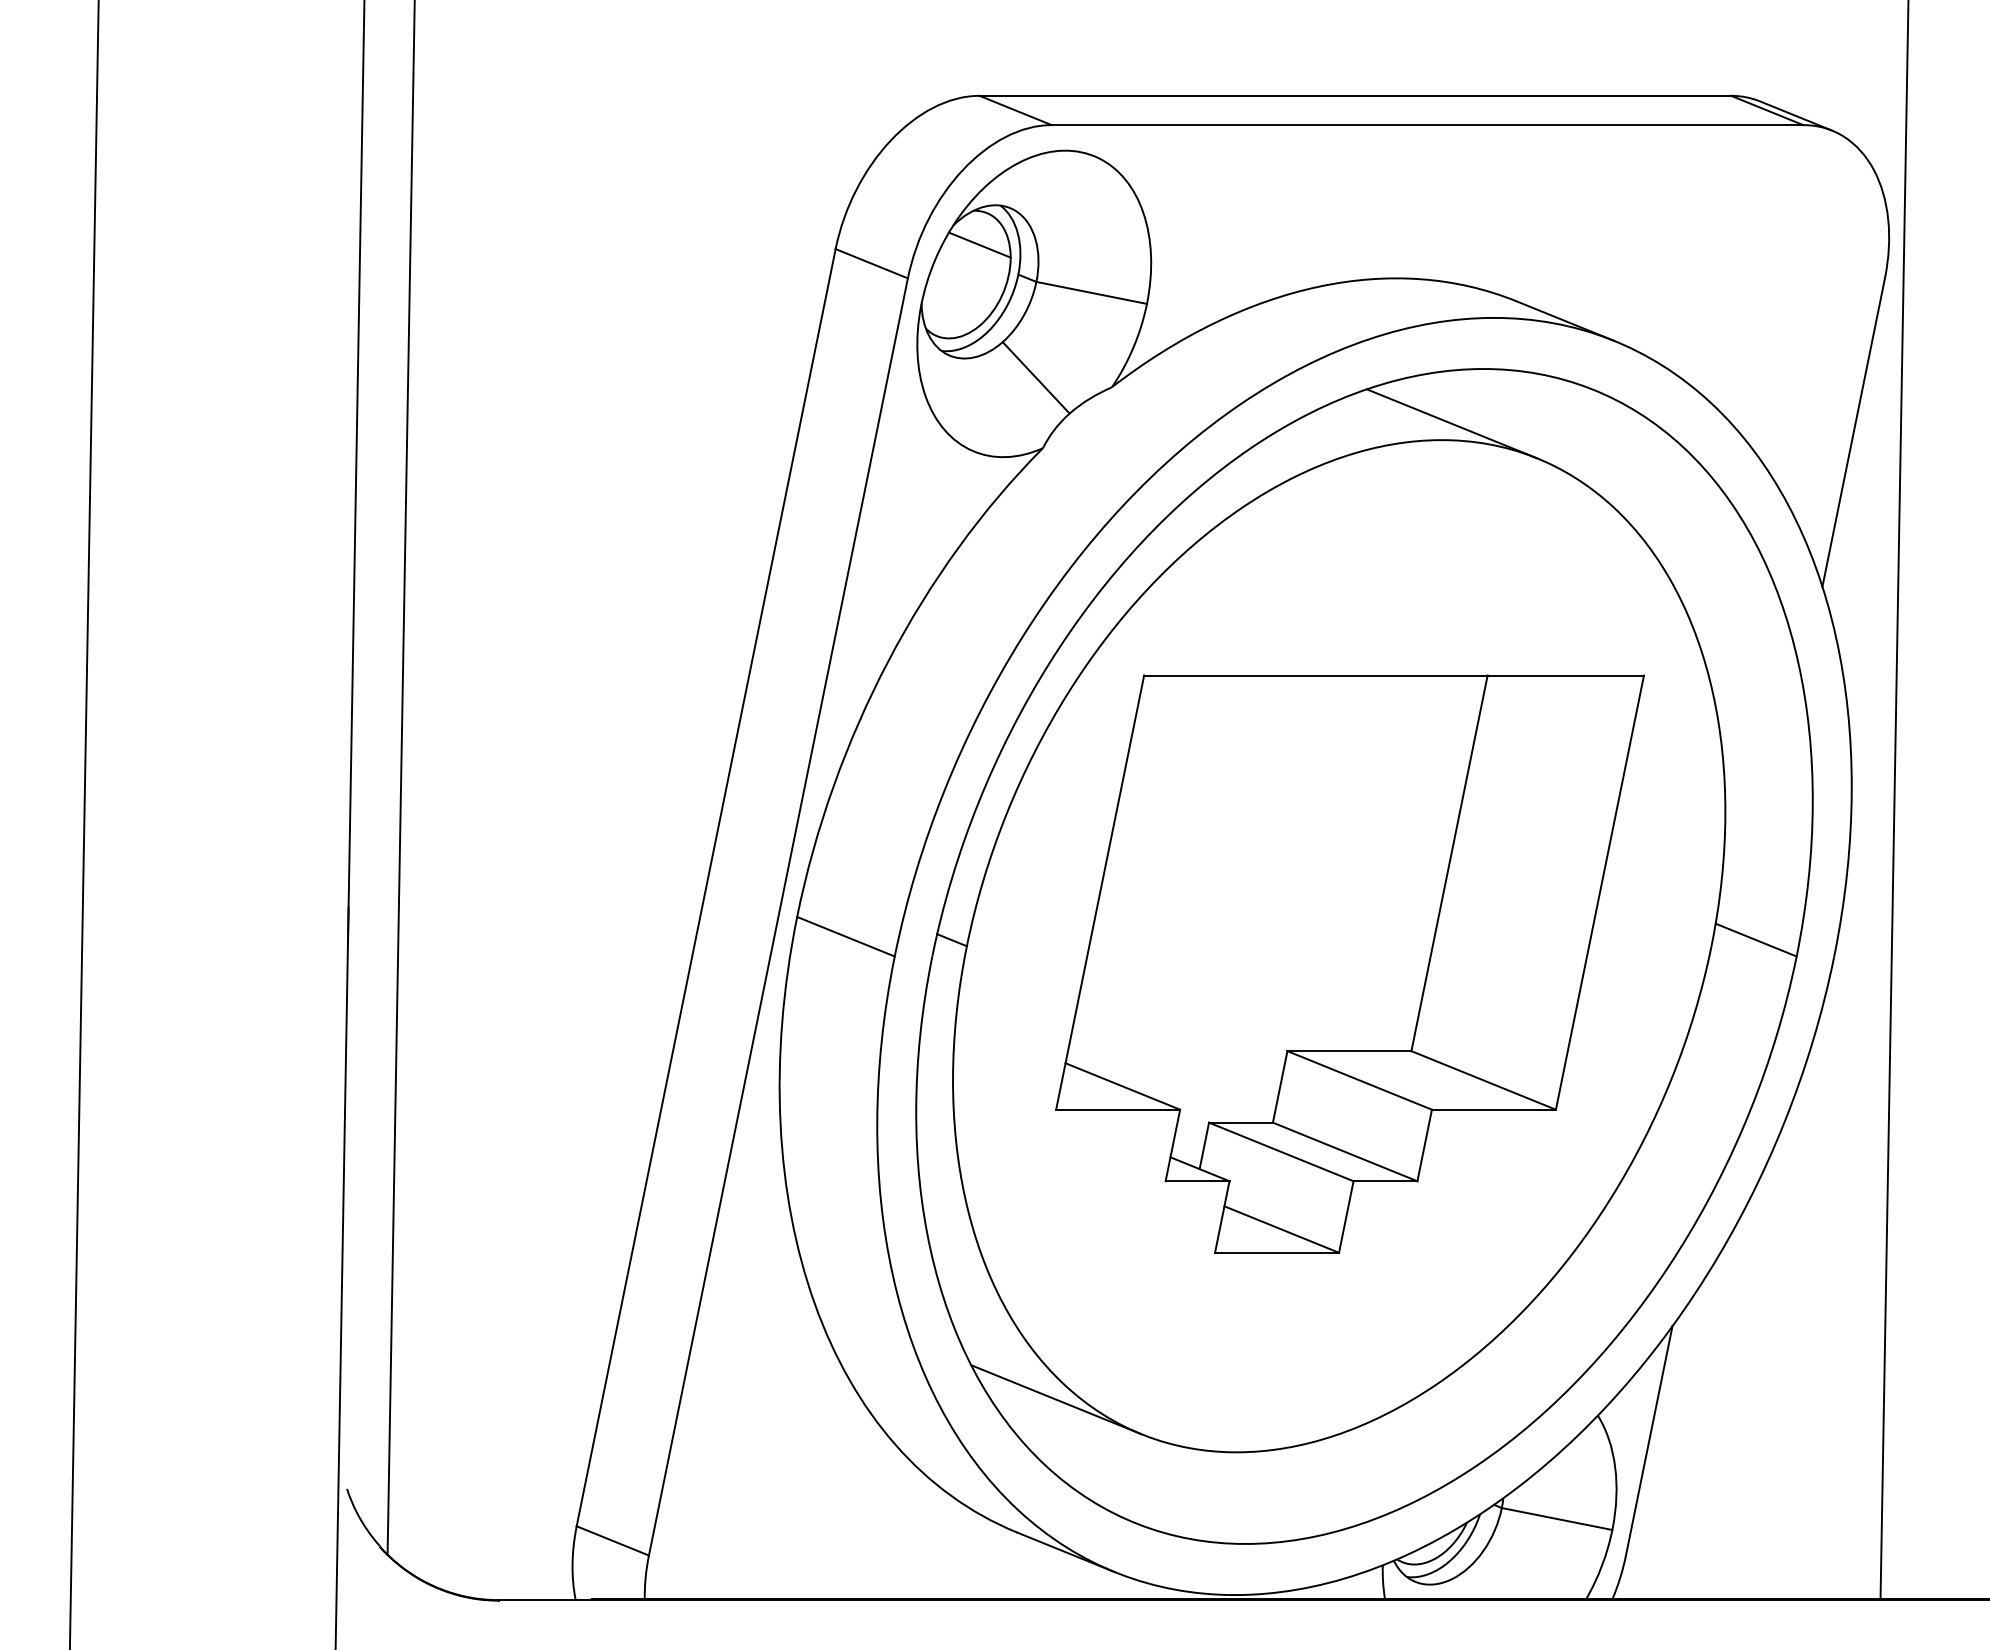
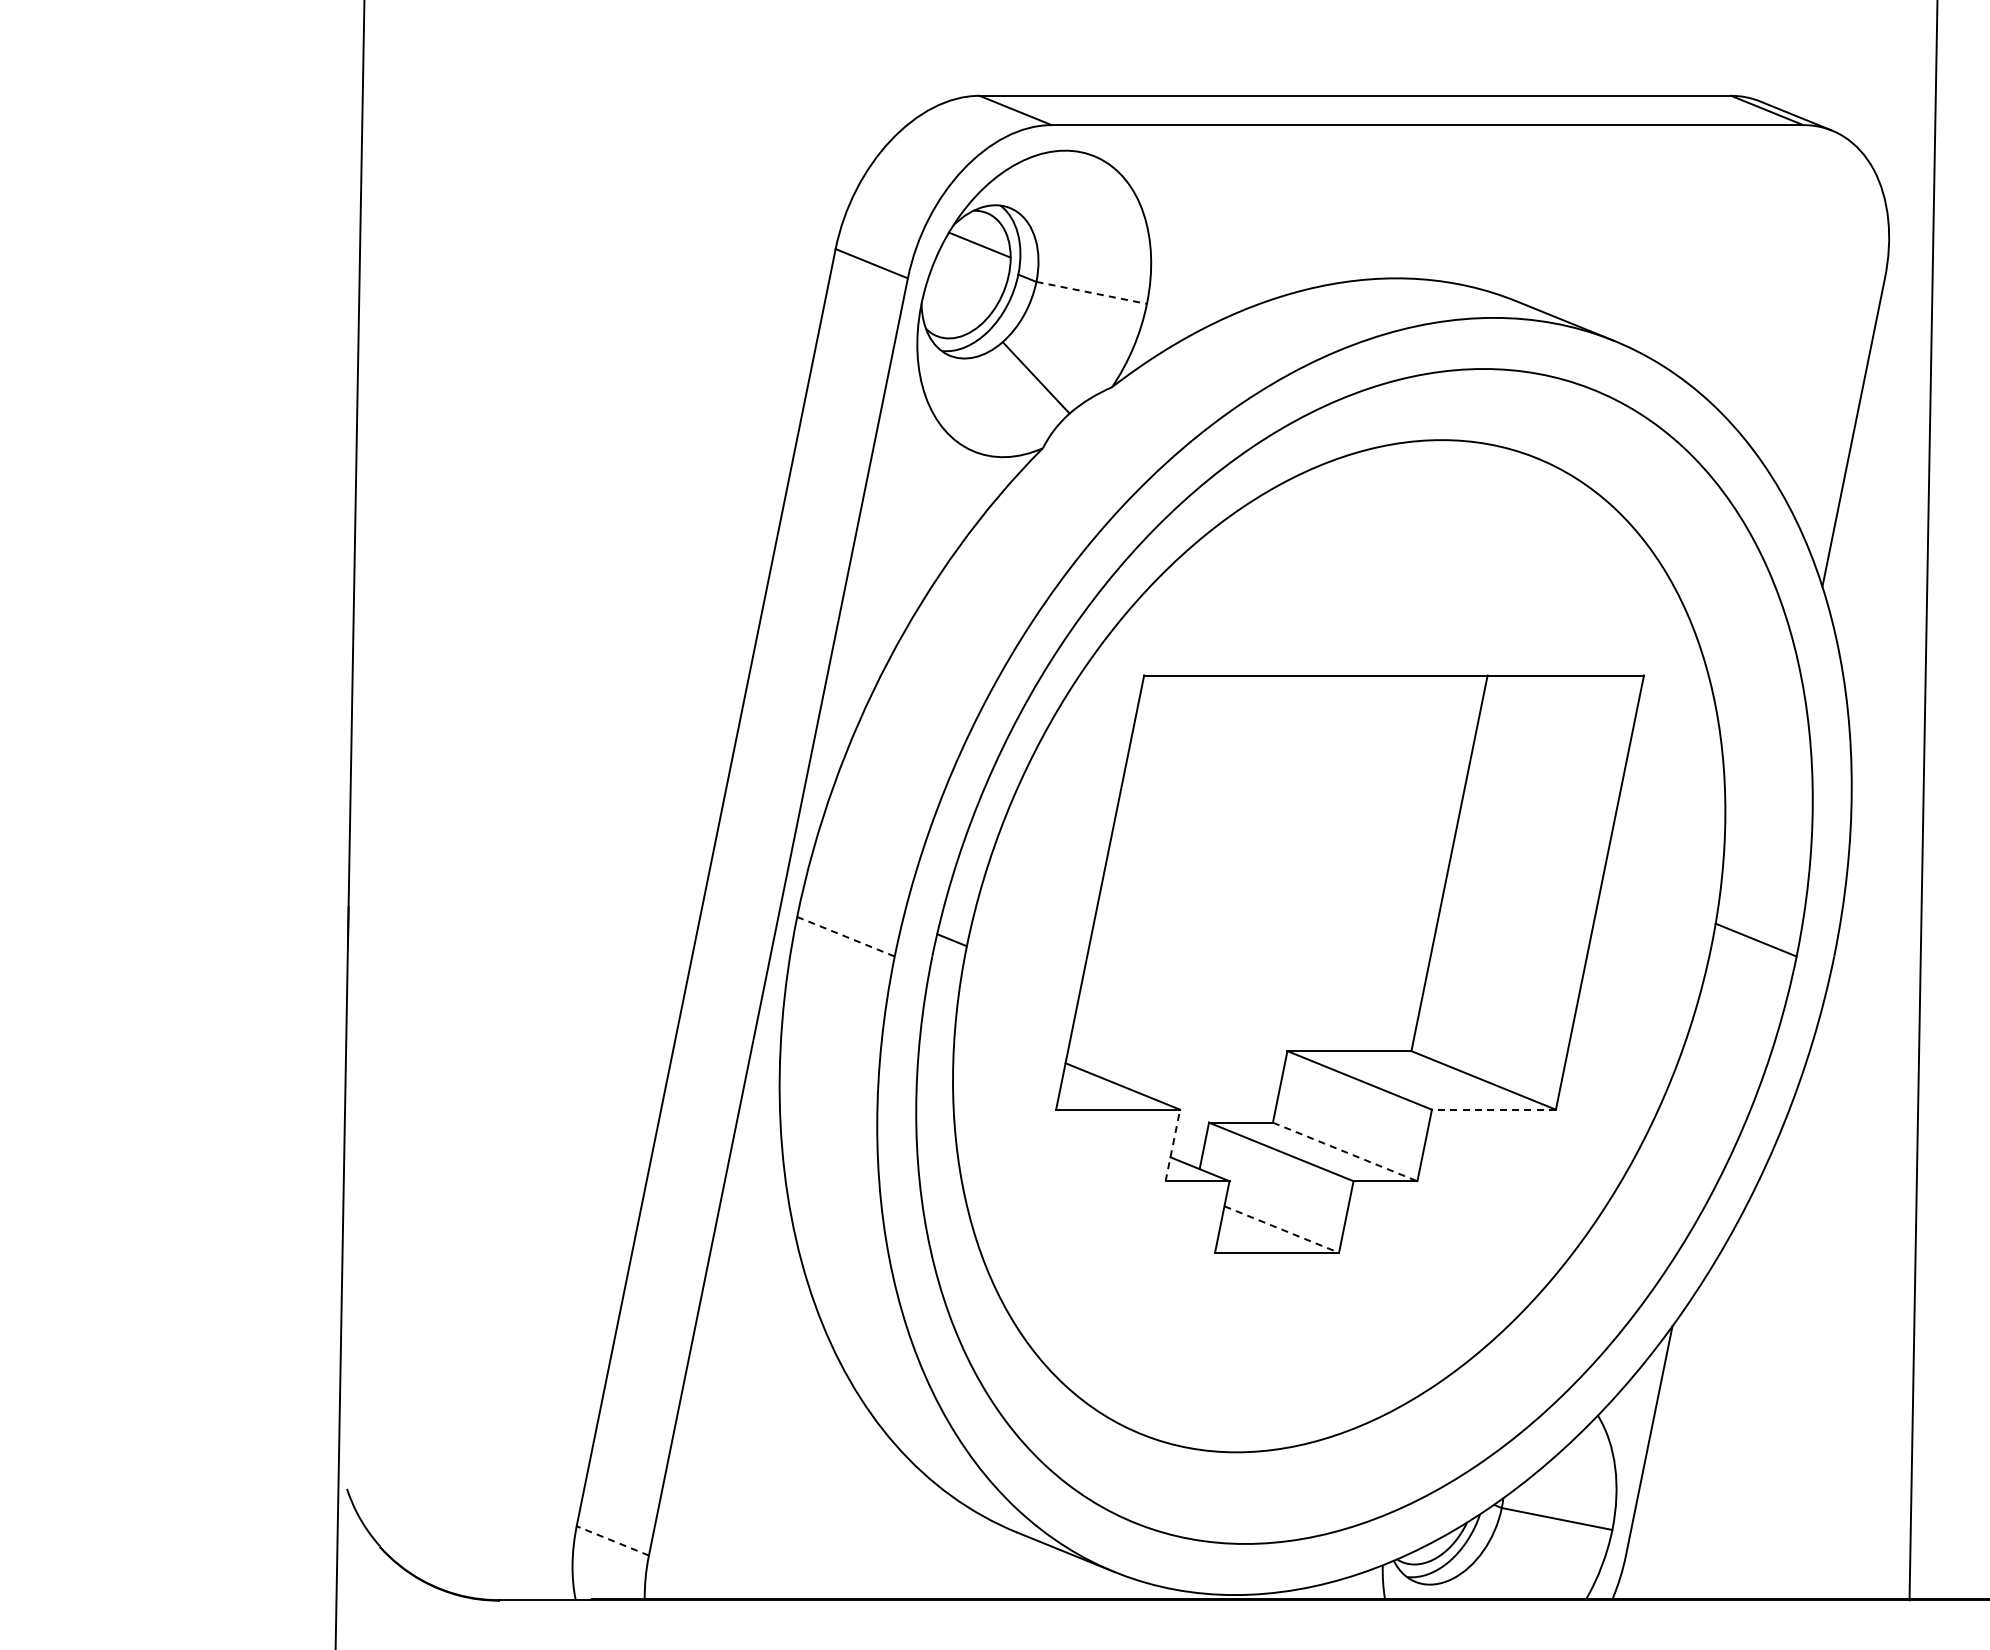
line: solid -> dashed (1092, 293)
line: present -> none (1451, 423)
line: present -> none (400, 778)
line position: (1894, 800) -> (1923, 801) (1923, 801)
line: present -> none (83, 824)
line: solid -> dashed (845, 936)
line: solid -> dashed (1493, 1109)
line: solid -> dashed (1172, 1144)
line: solid -> dashed (1345, 1151)
line: solid -> dashed (1281, 1229)
line: present -> none (1056, 1399)
line: solid -> dashed (612, 1540)
